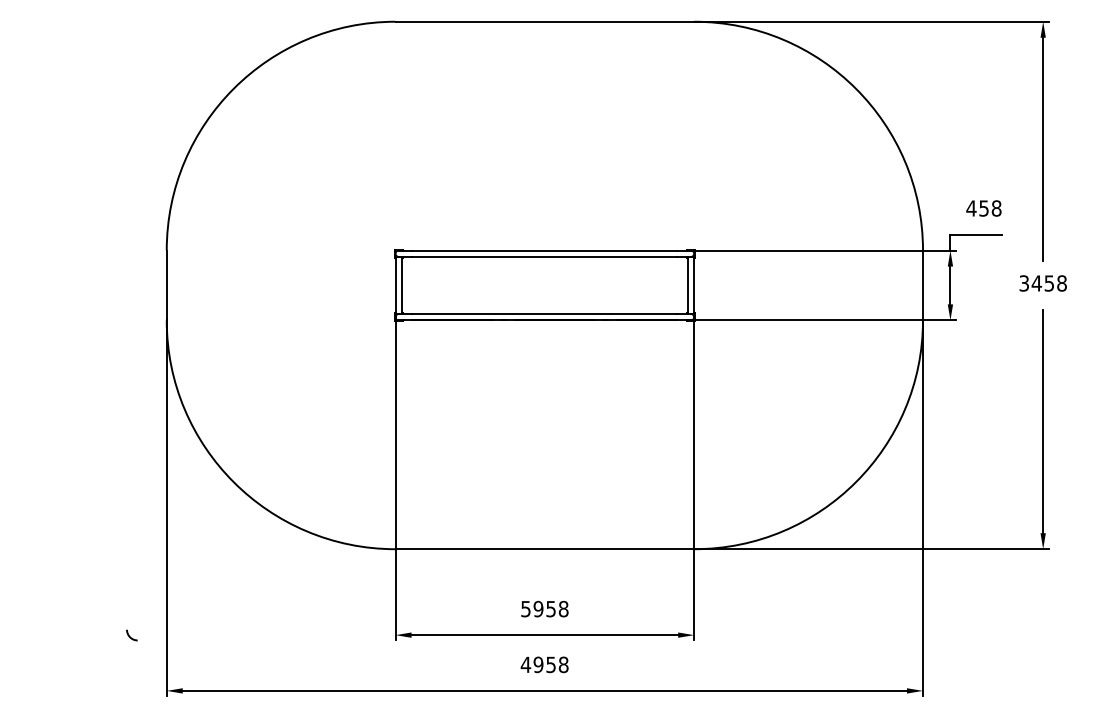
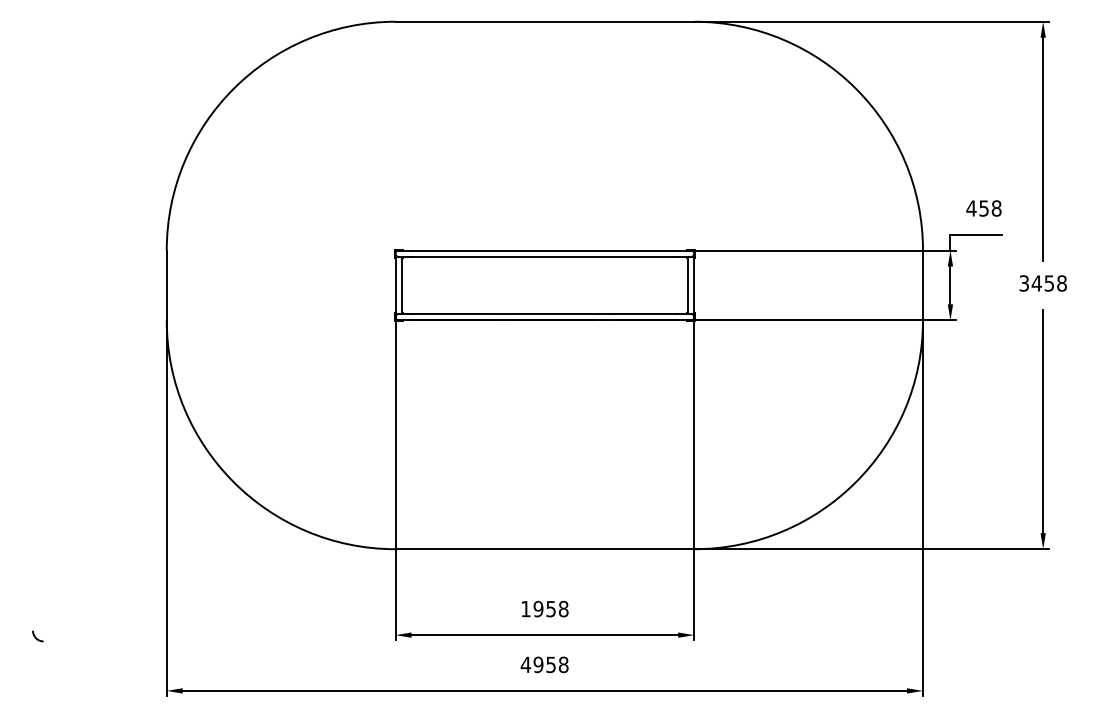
text: 5958 -> 1958 (525, 609)
arc position: (130, 636) -> (36, 637) (36, 637)
